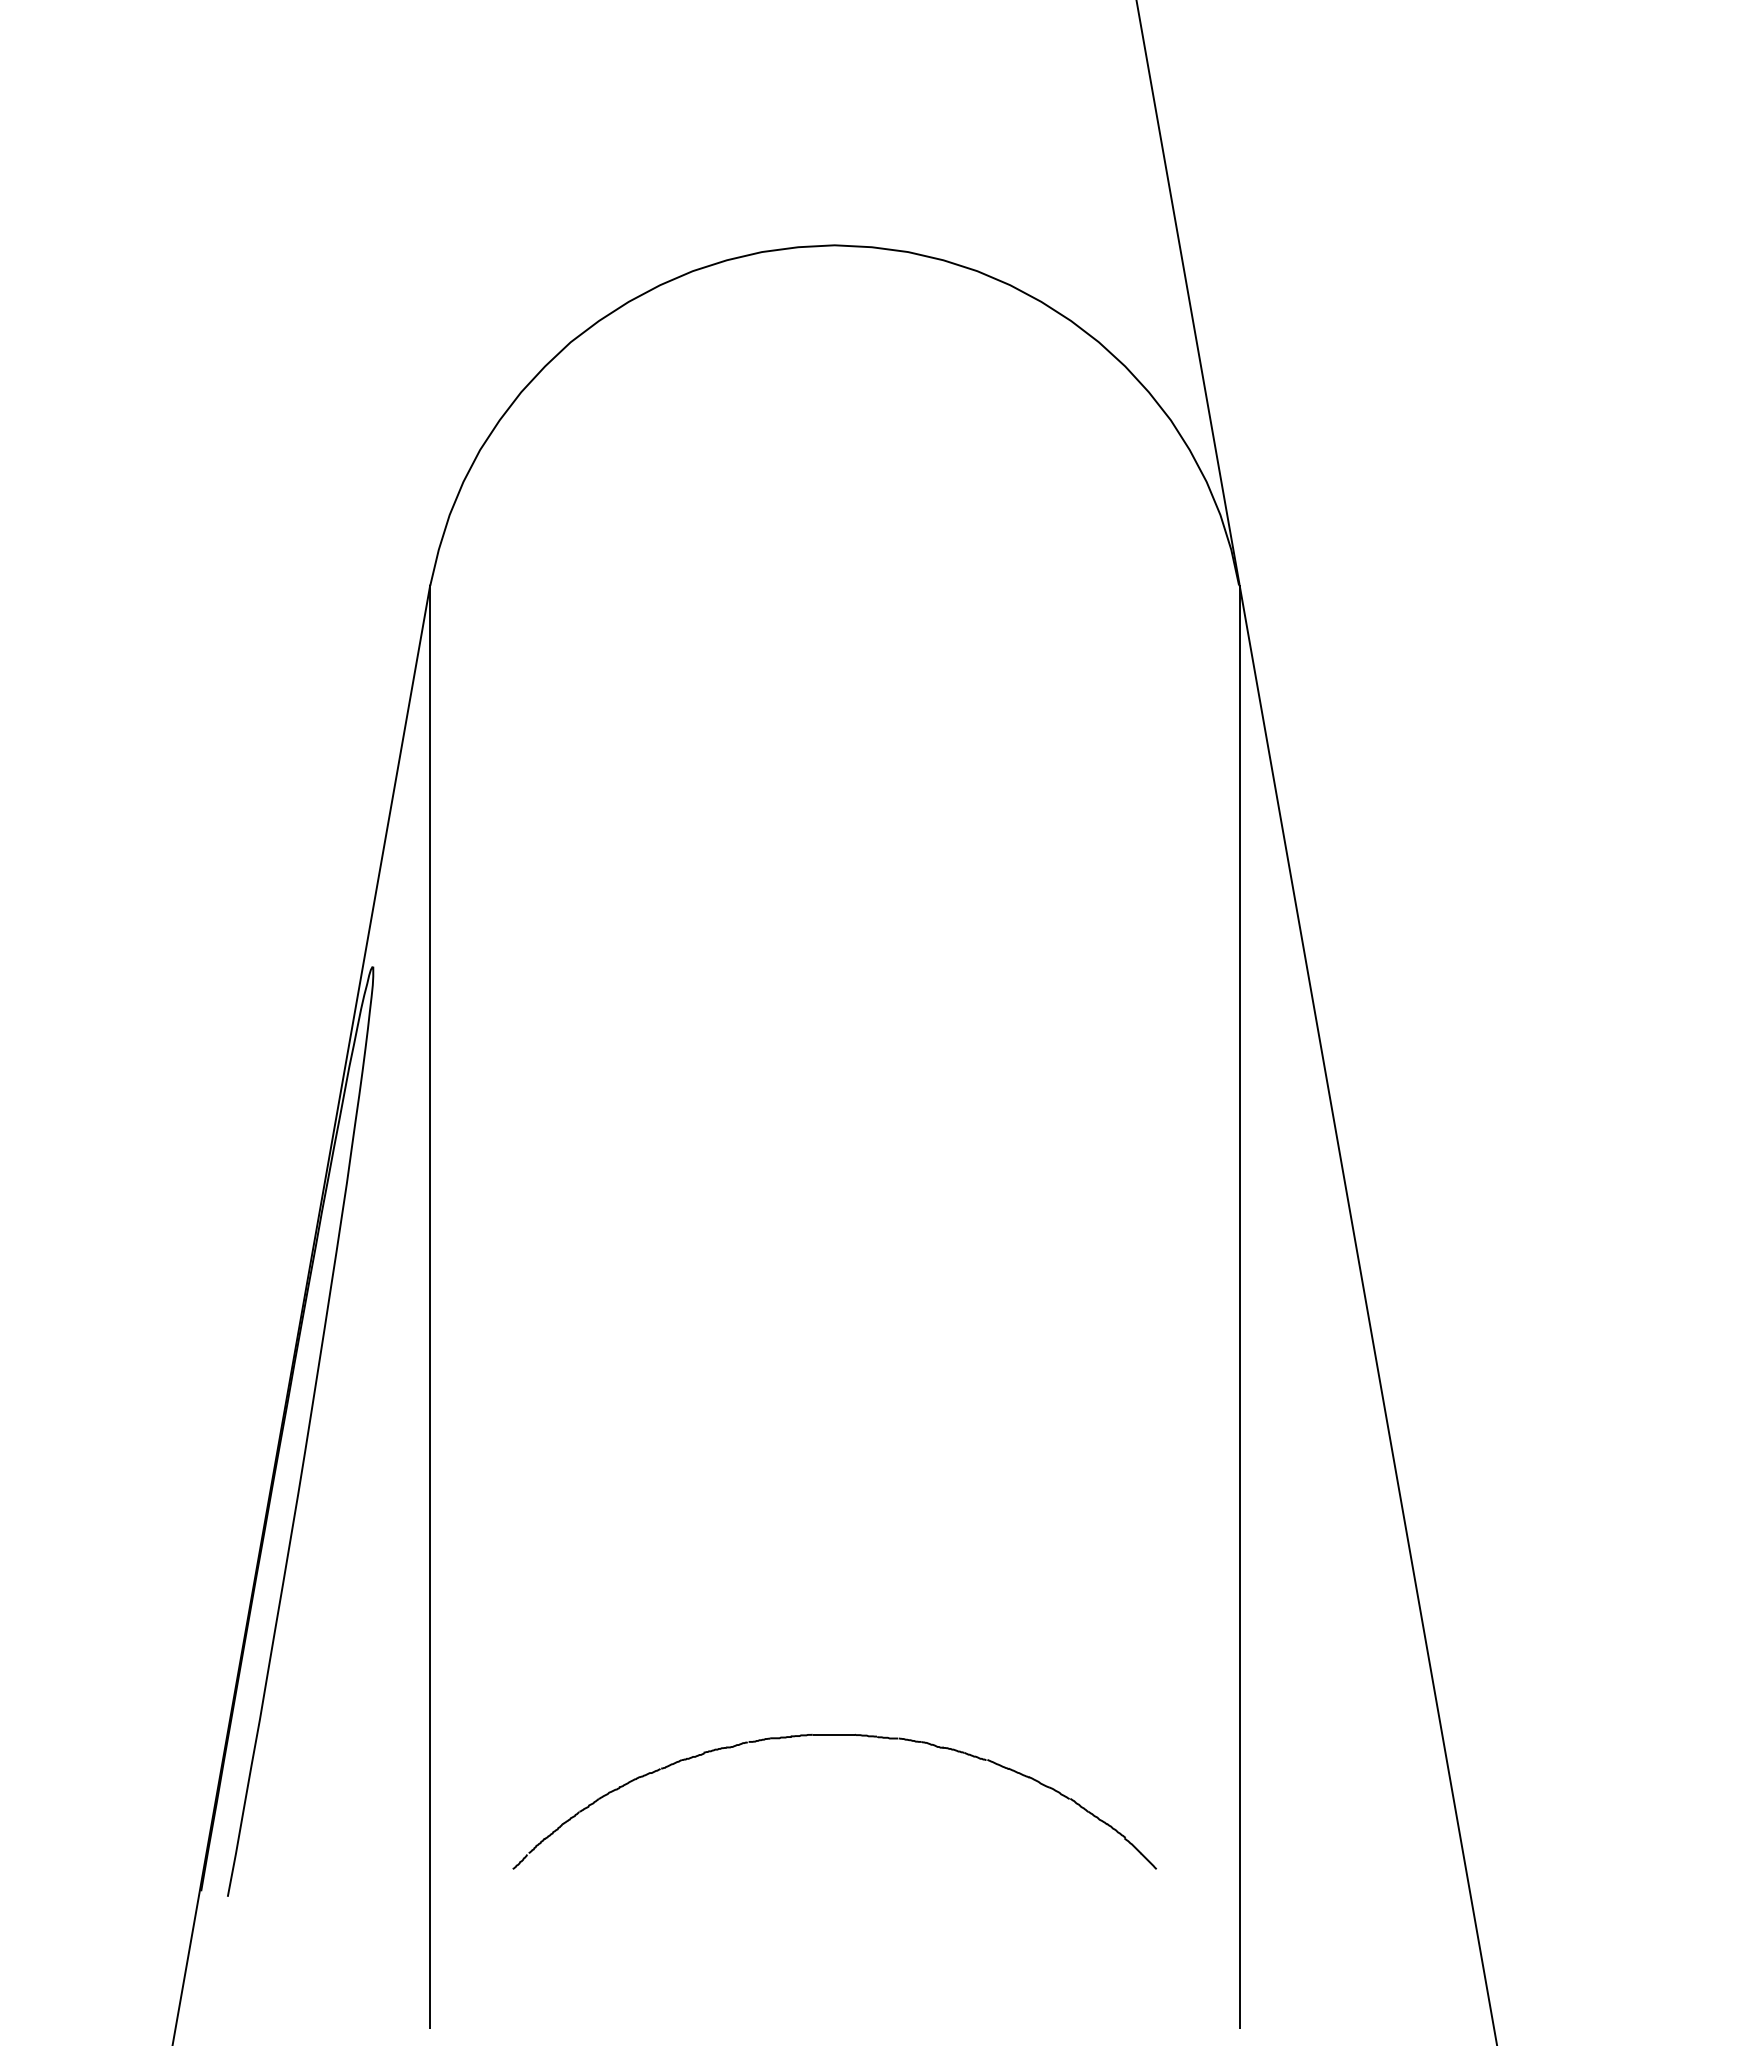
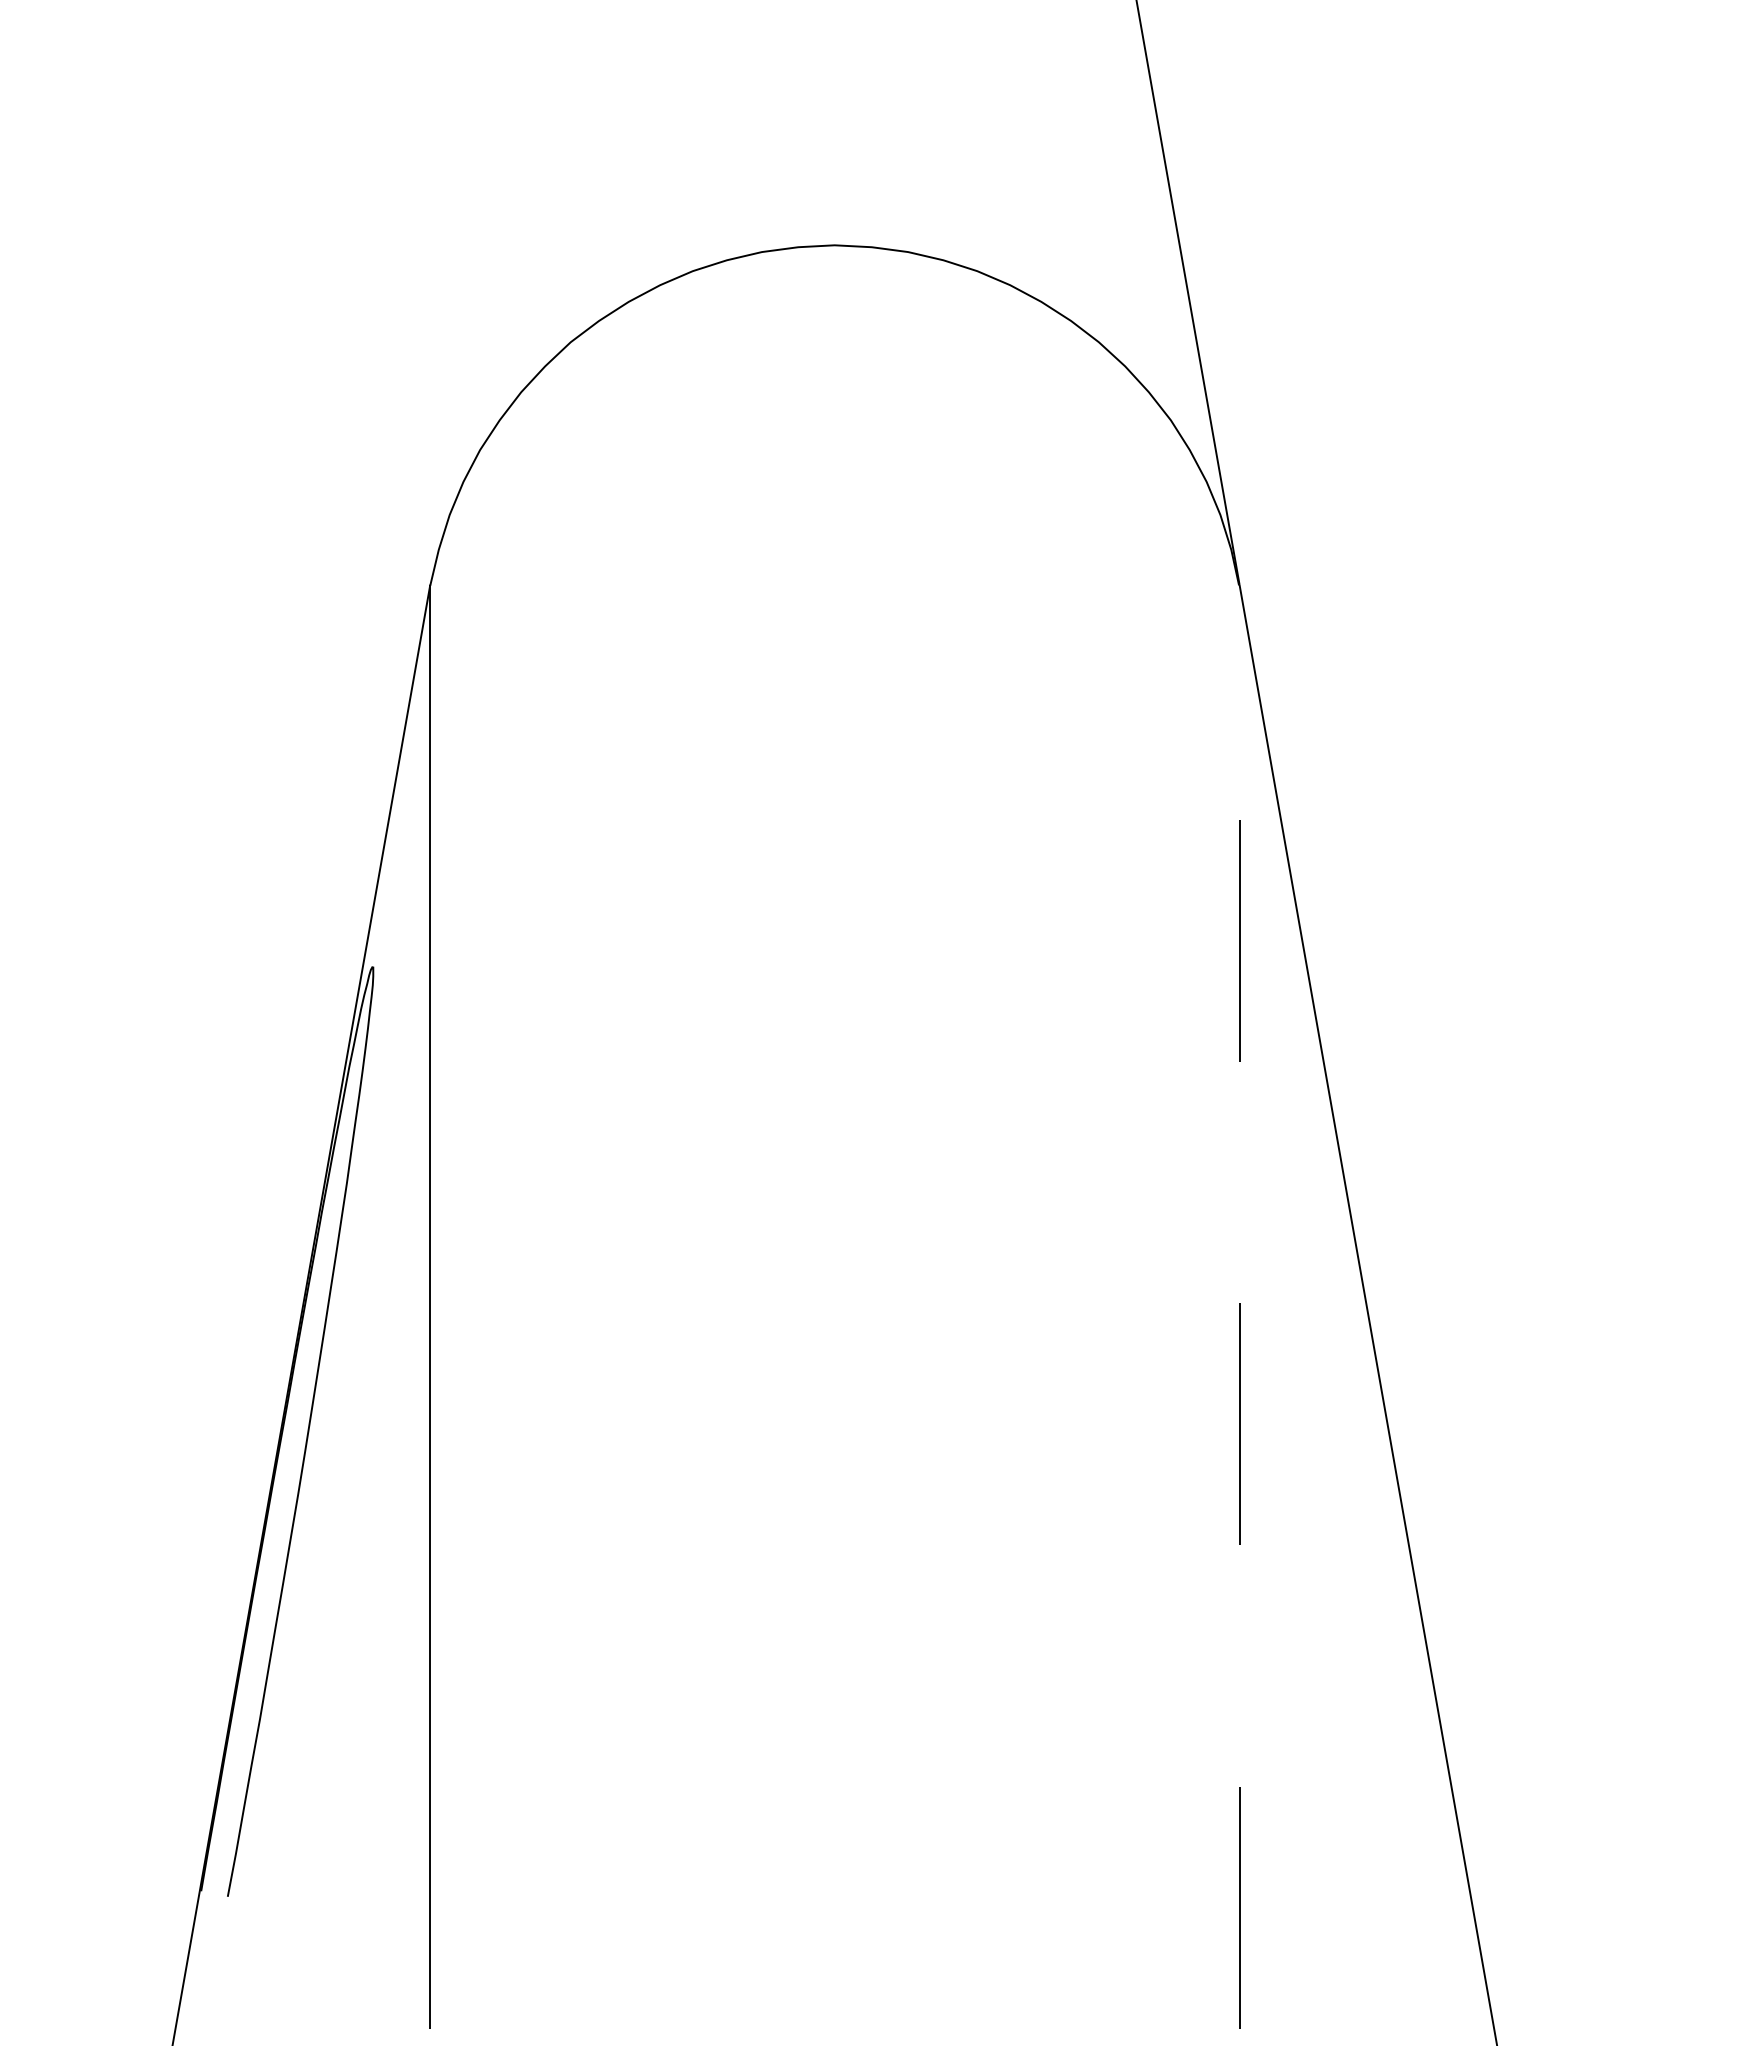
line: solid -> dashed (1239, 1306)
part: present -> none (834, 1735)
